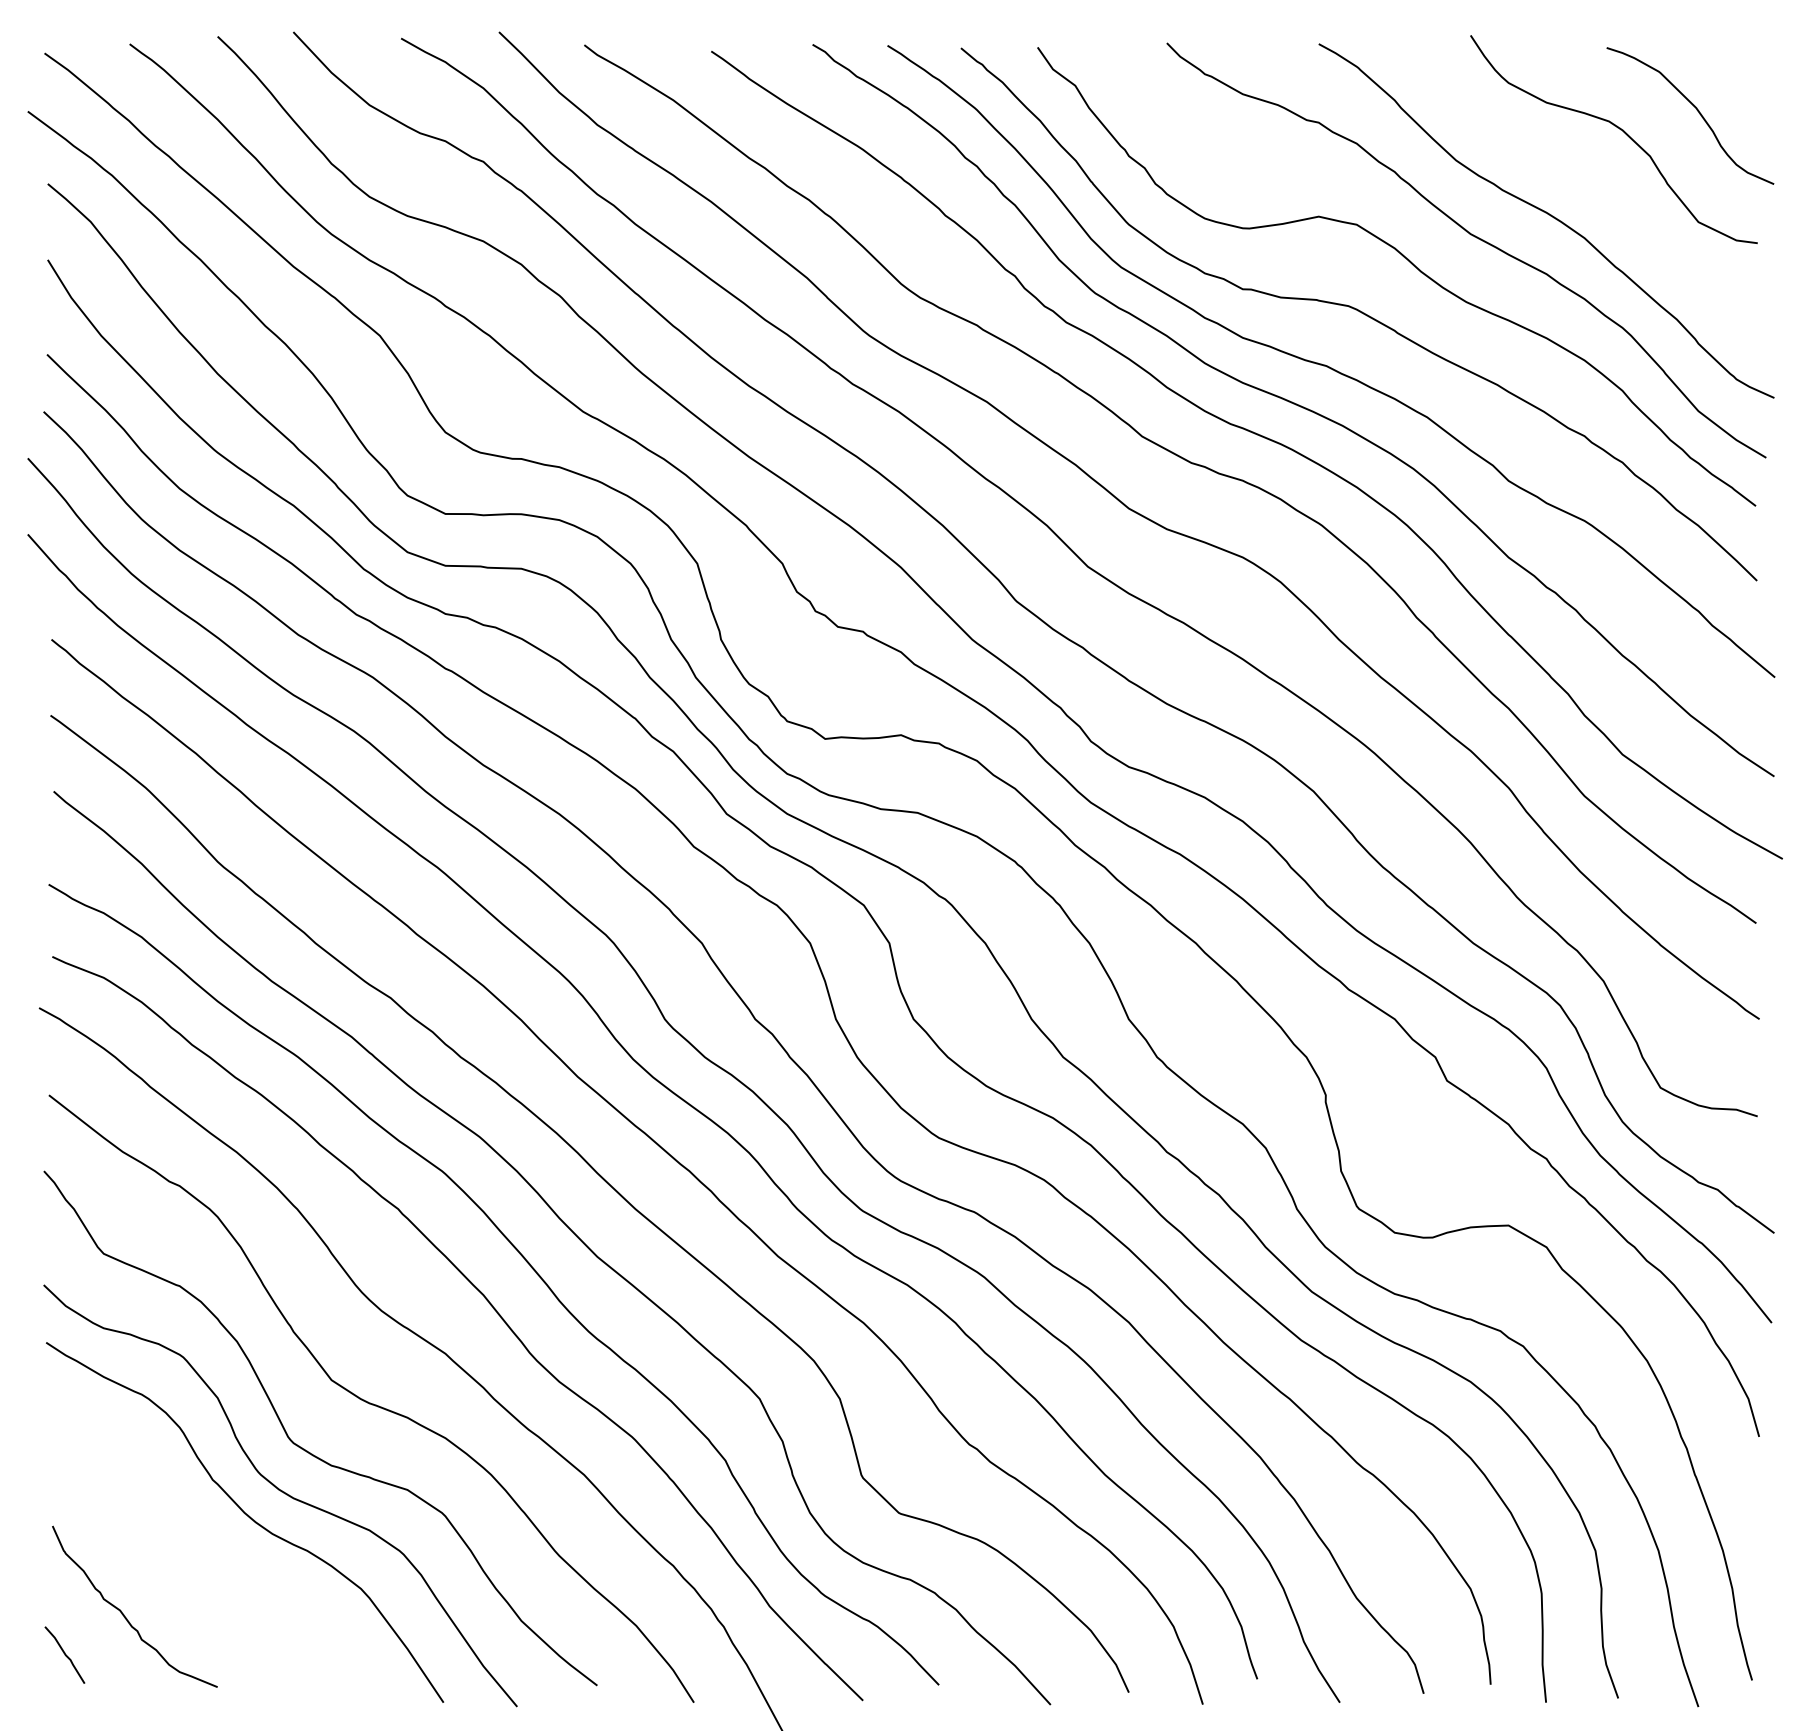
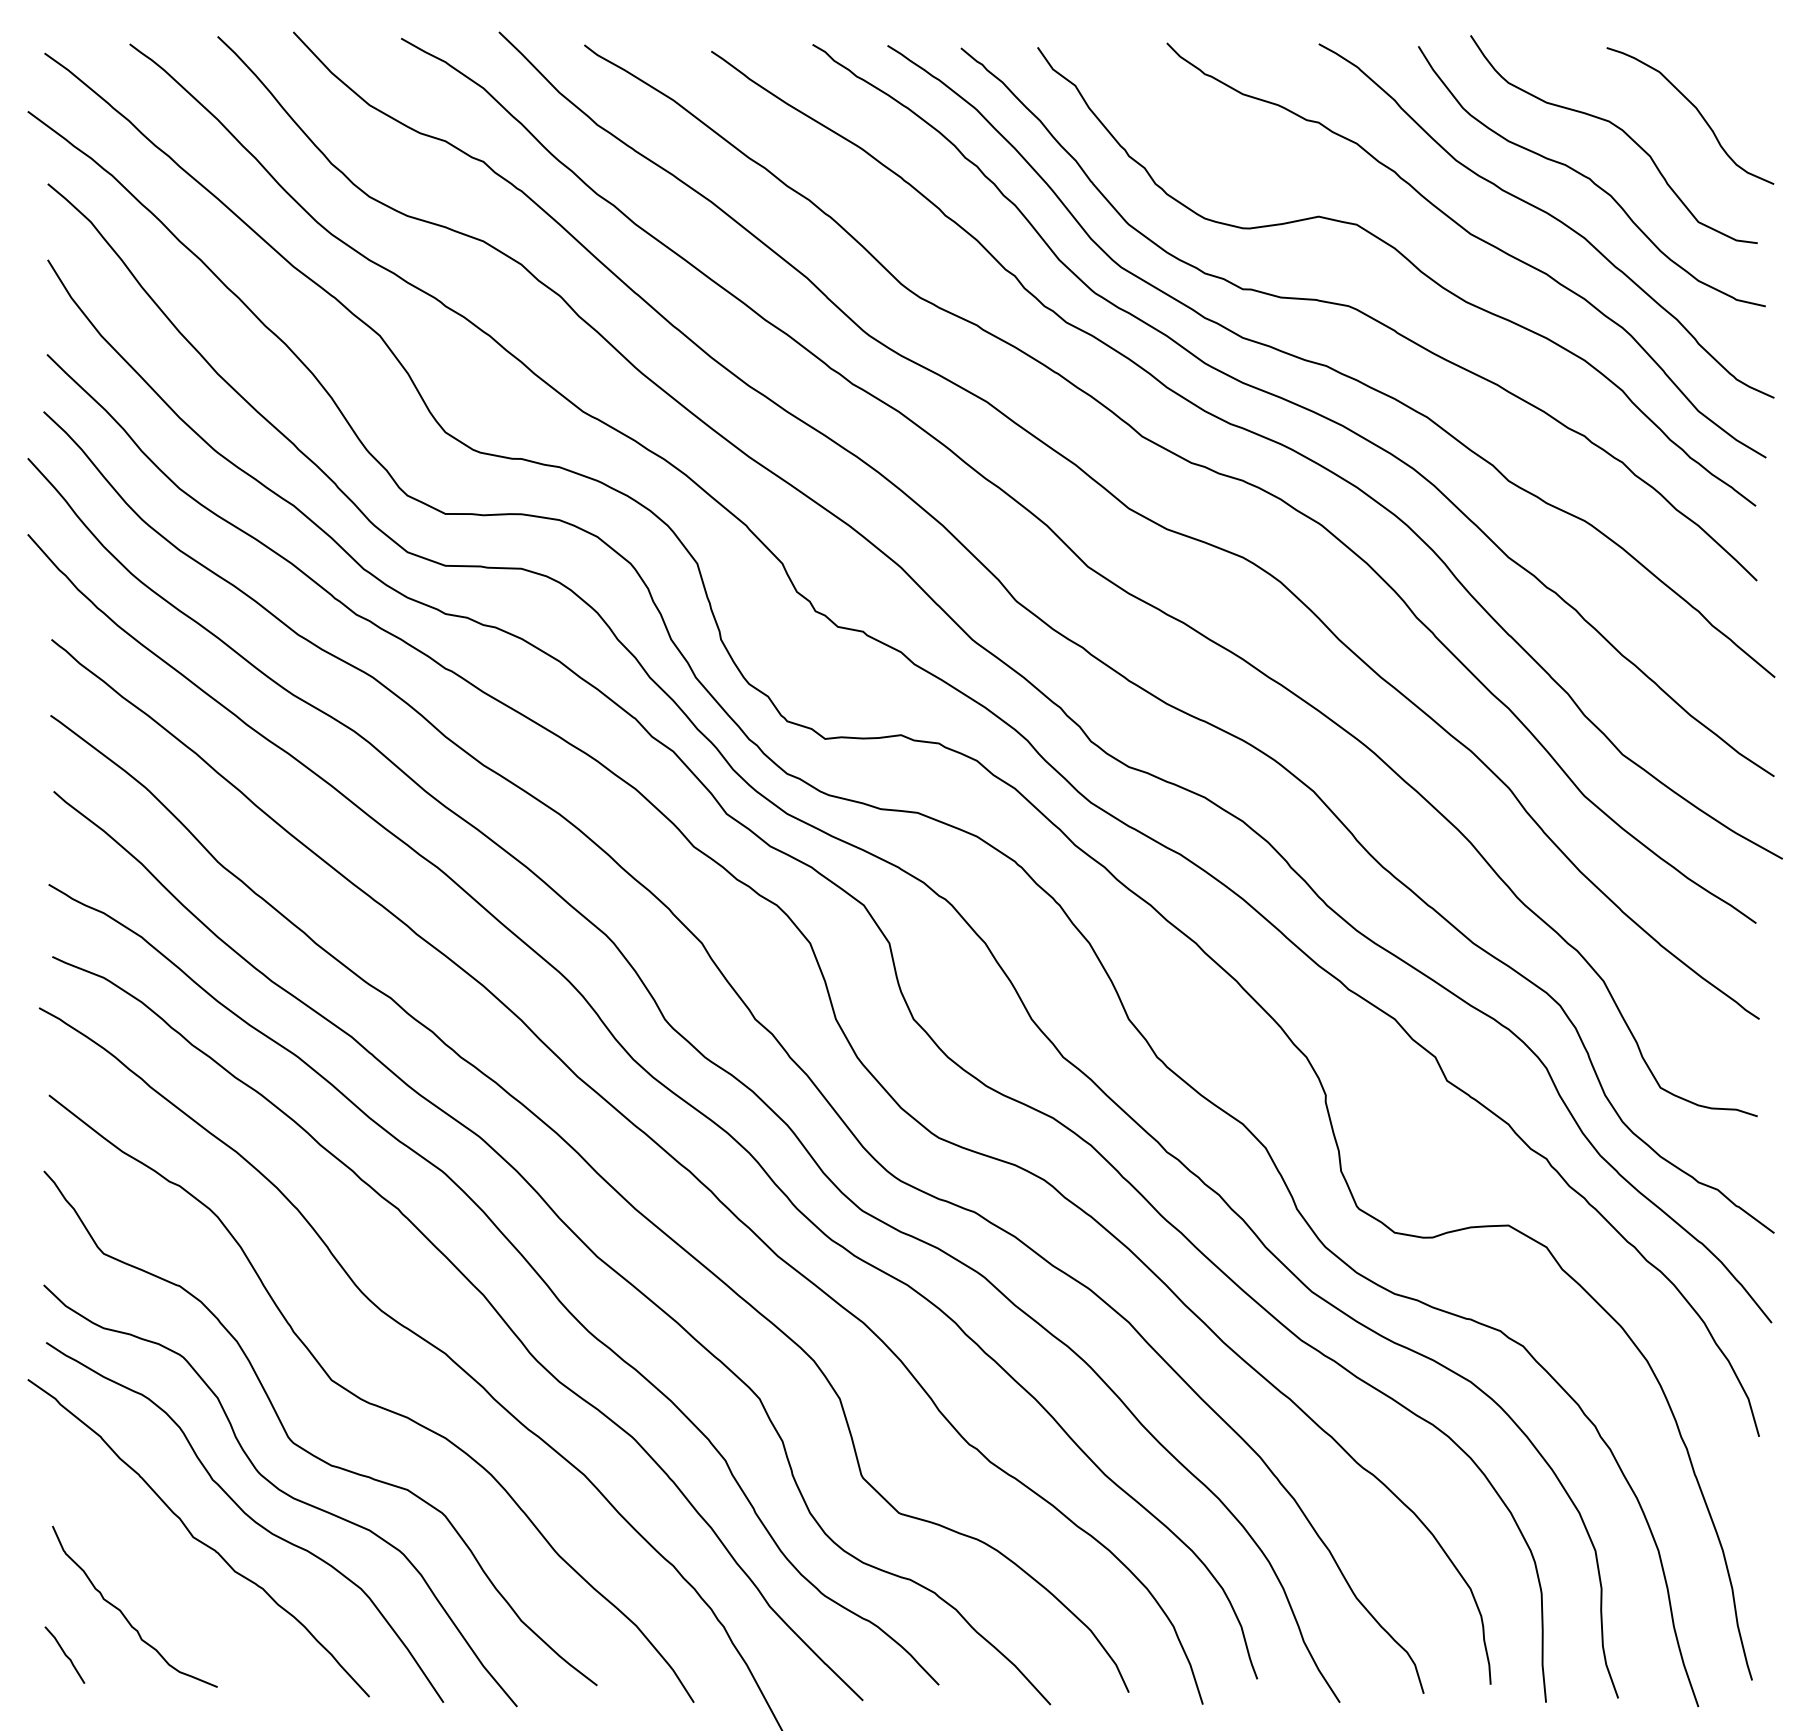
curve: none -> present (1589, 177)
curve: none -> present (197, 1538)
